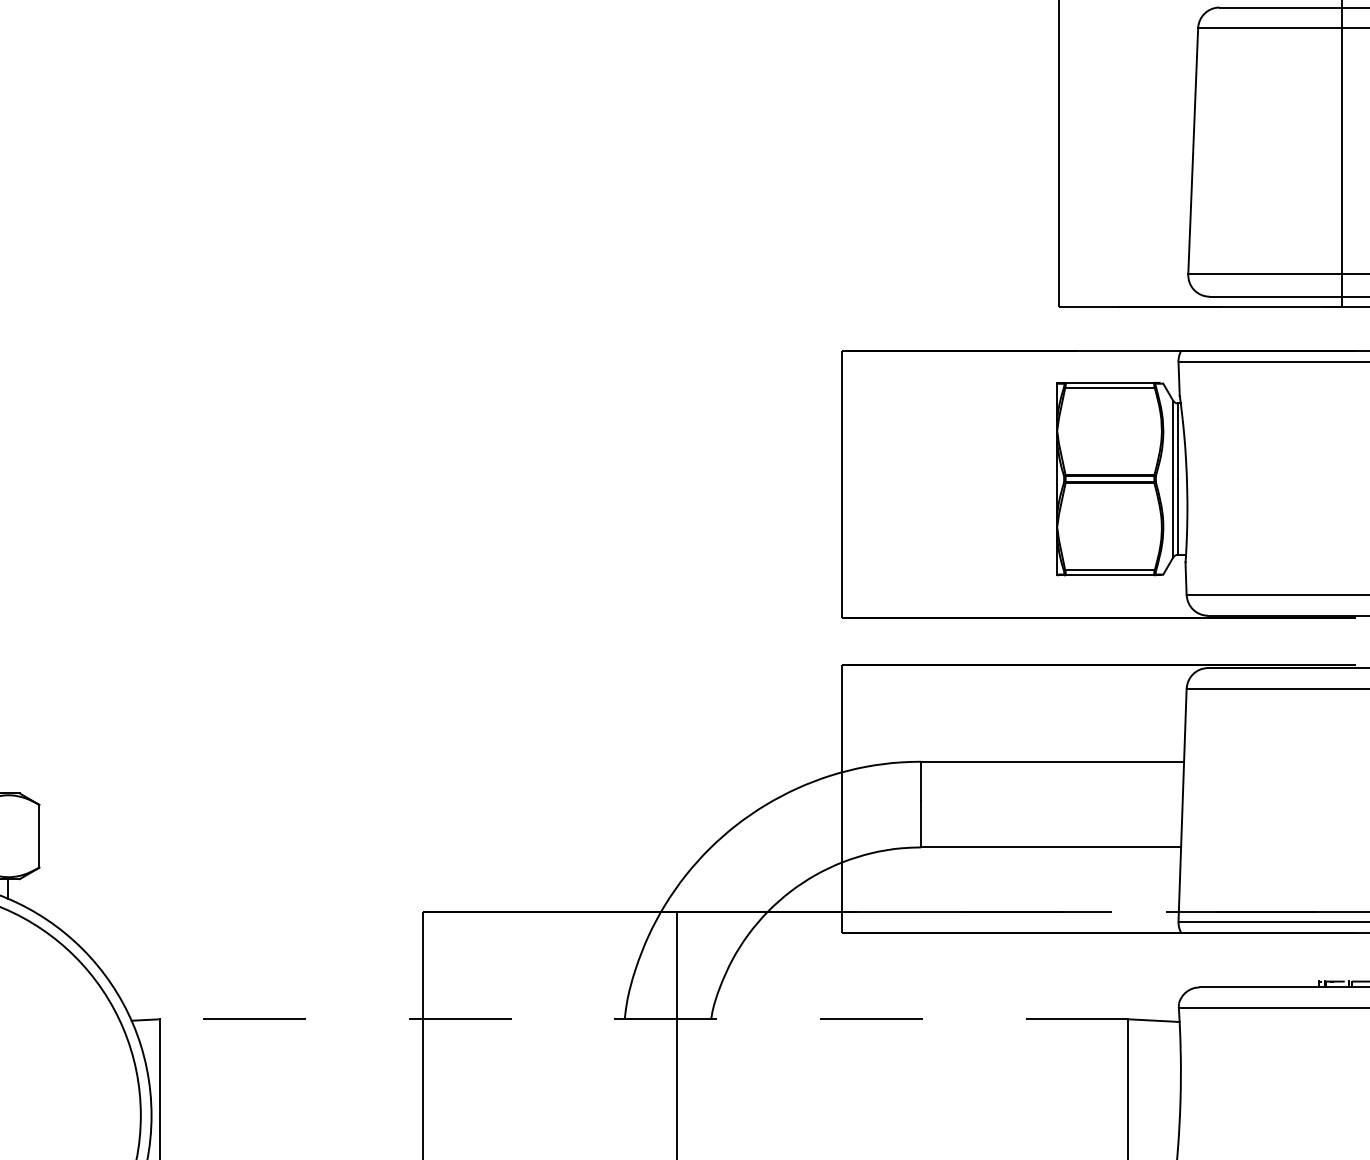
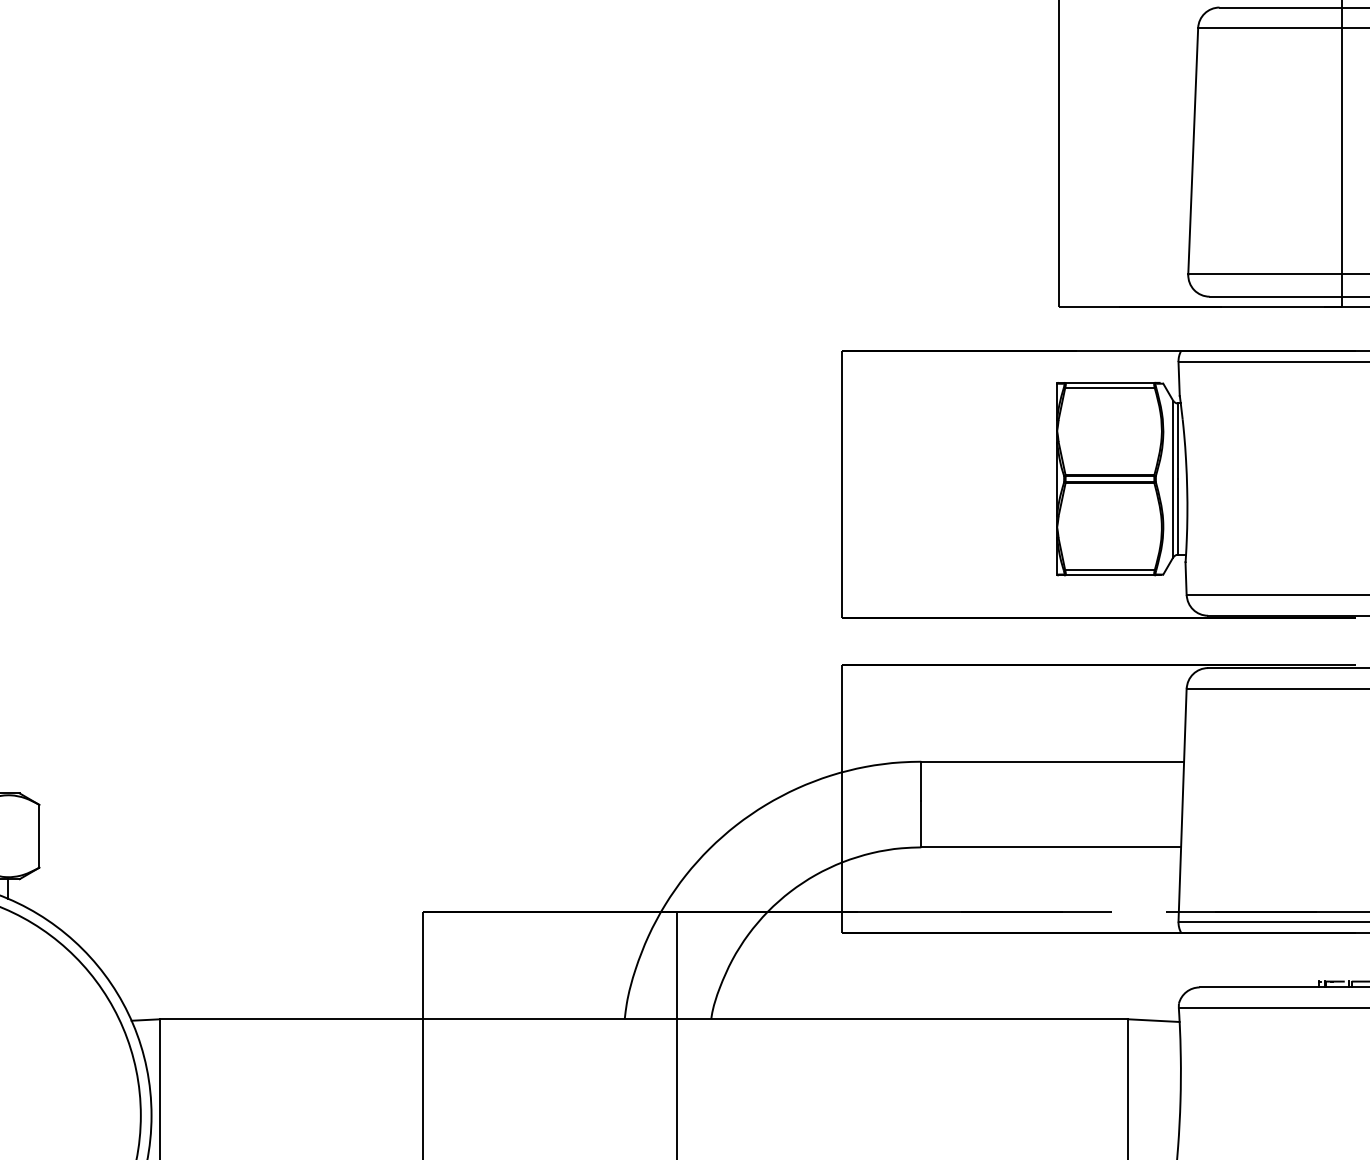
line: dashed -> solid (643, 1019)
